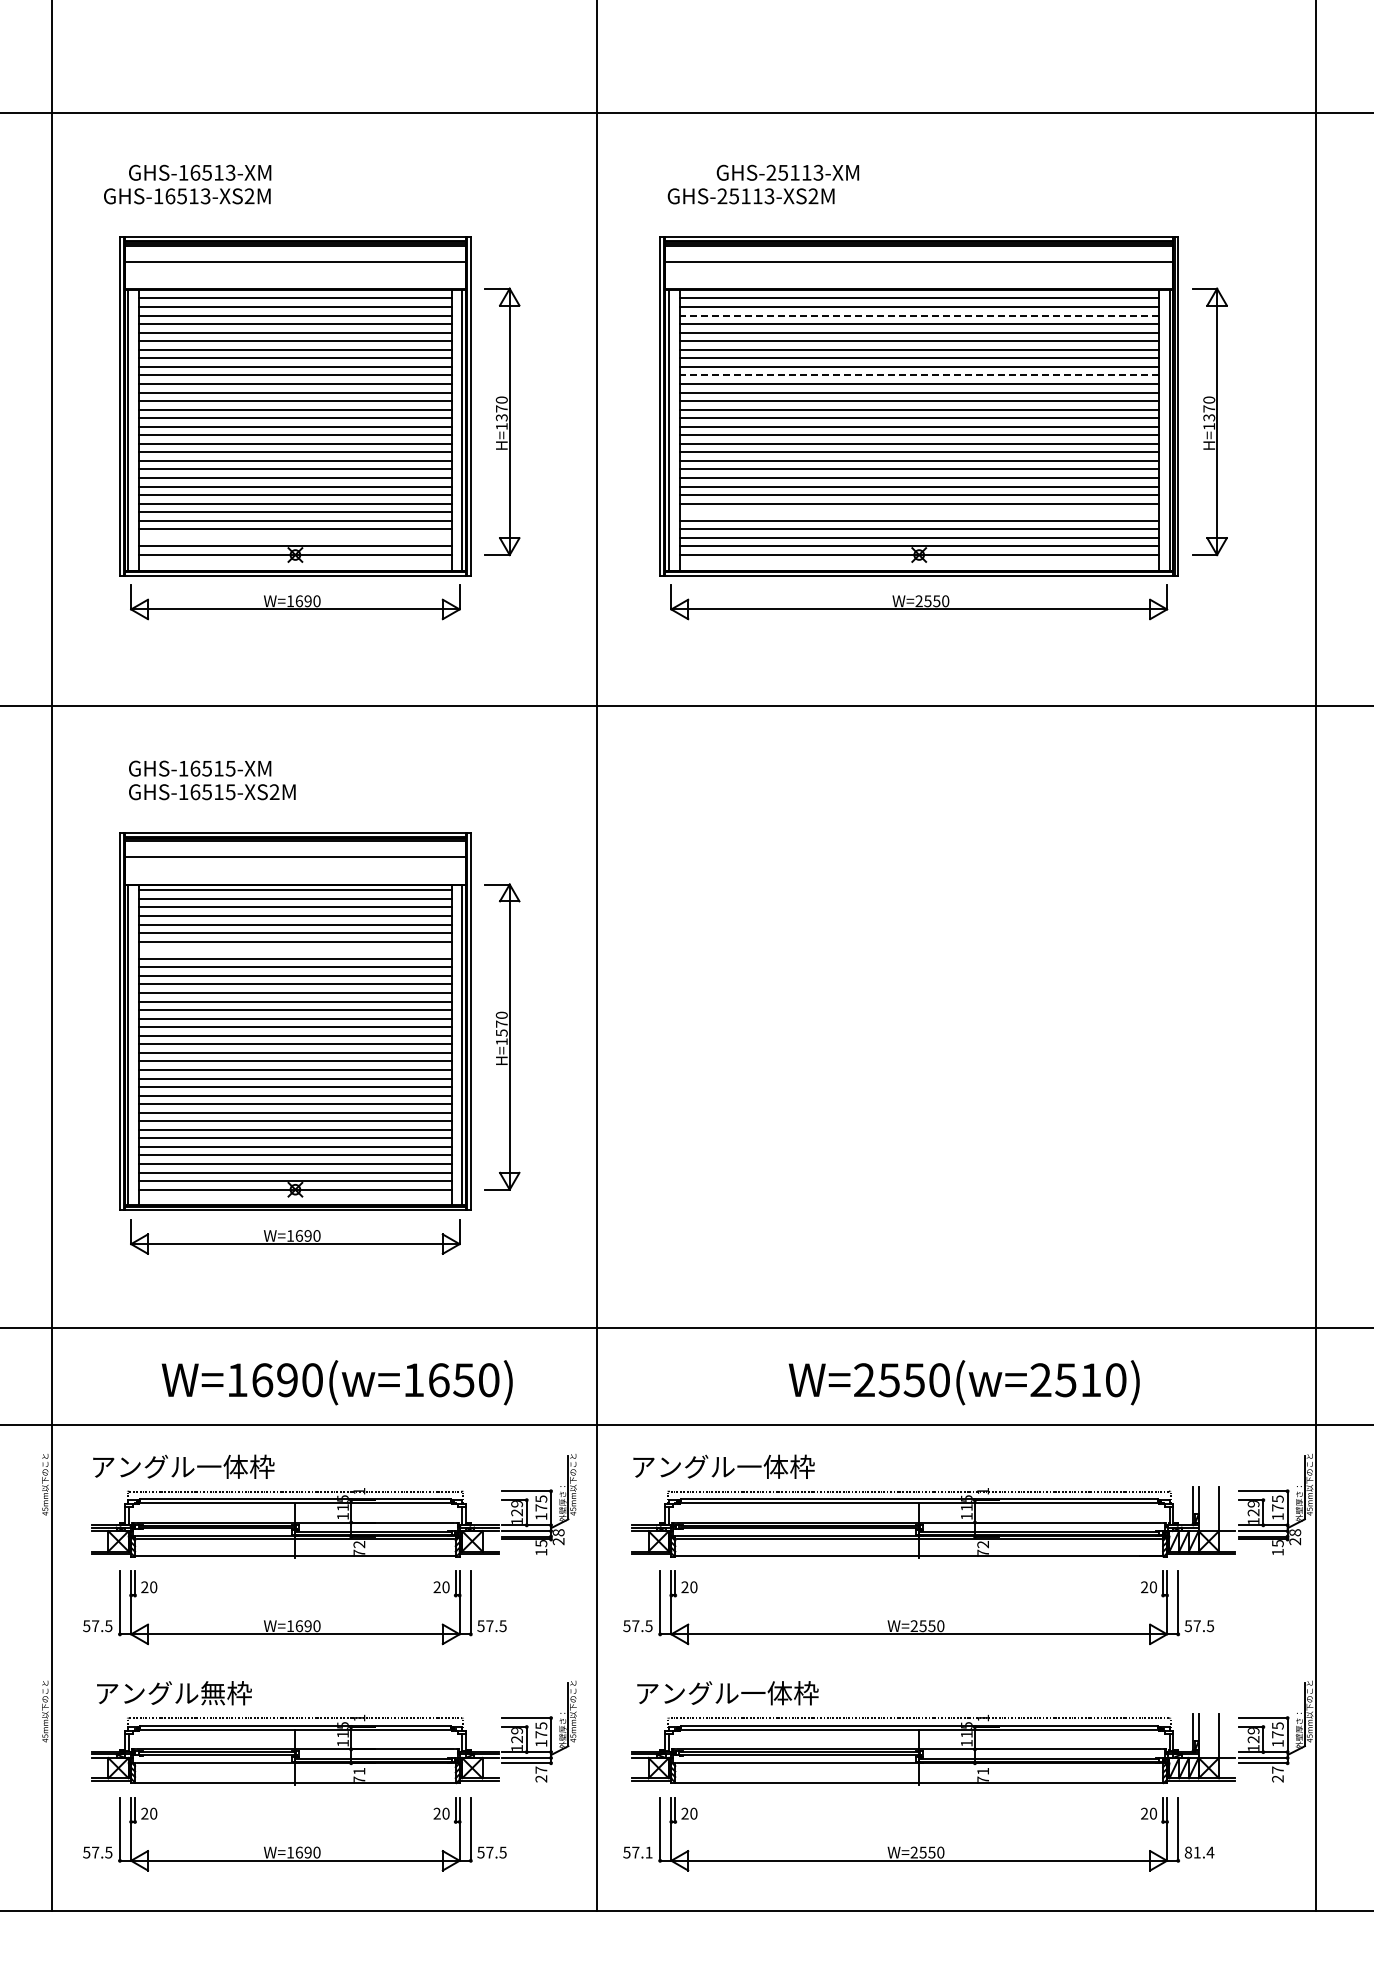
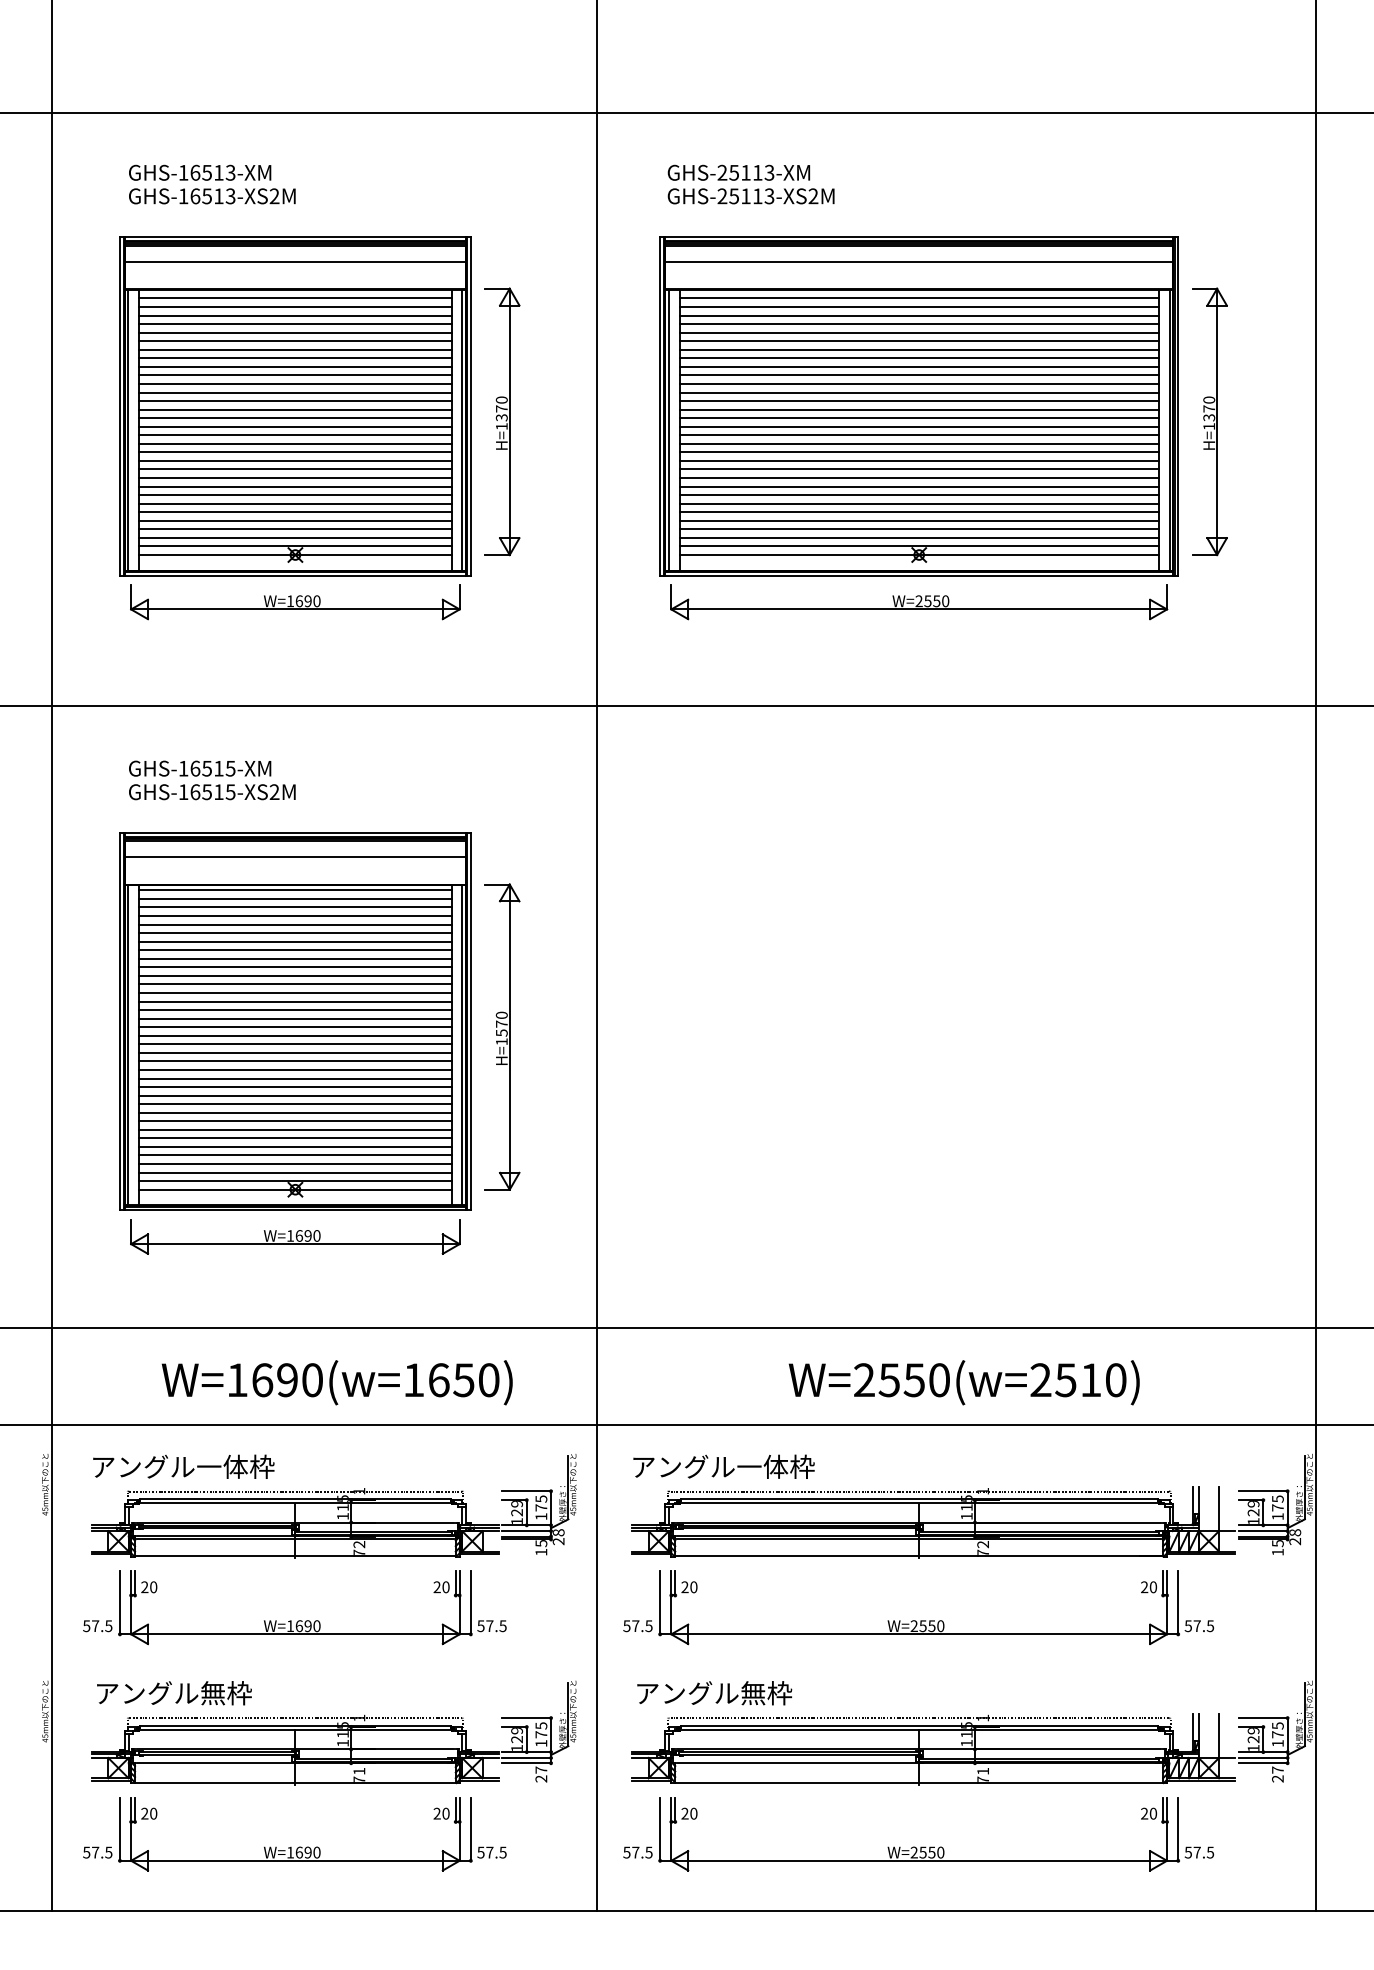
text position: (787, 172) -> (738, 172) (738, 172)
text position: (187, 196) -> (212, 196) (212, 196)
line: dashed -> solid (919, 315)
line: dashed -> solid (919, 375)
line: none -> present (918, 512)
line: none -> present (295, 537)
line: none -> present (295, 950)
text: アングル一体枠 -> アングル無枠 (779, 1693)
text: 57.1 -> 57.5 (648, 1852)
text: 81.4 -> 57.5 (1199, 1852)
